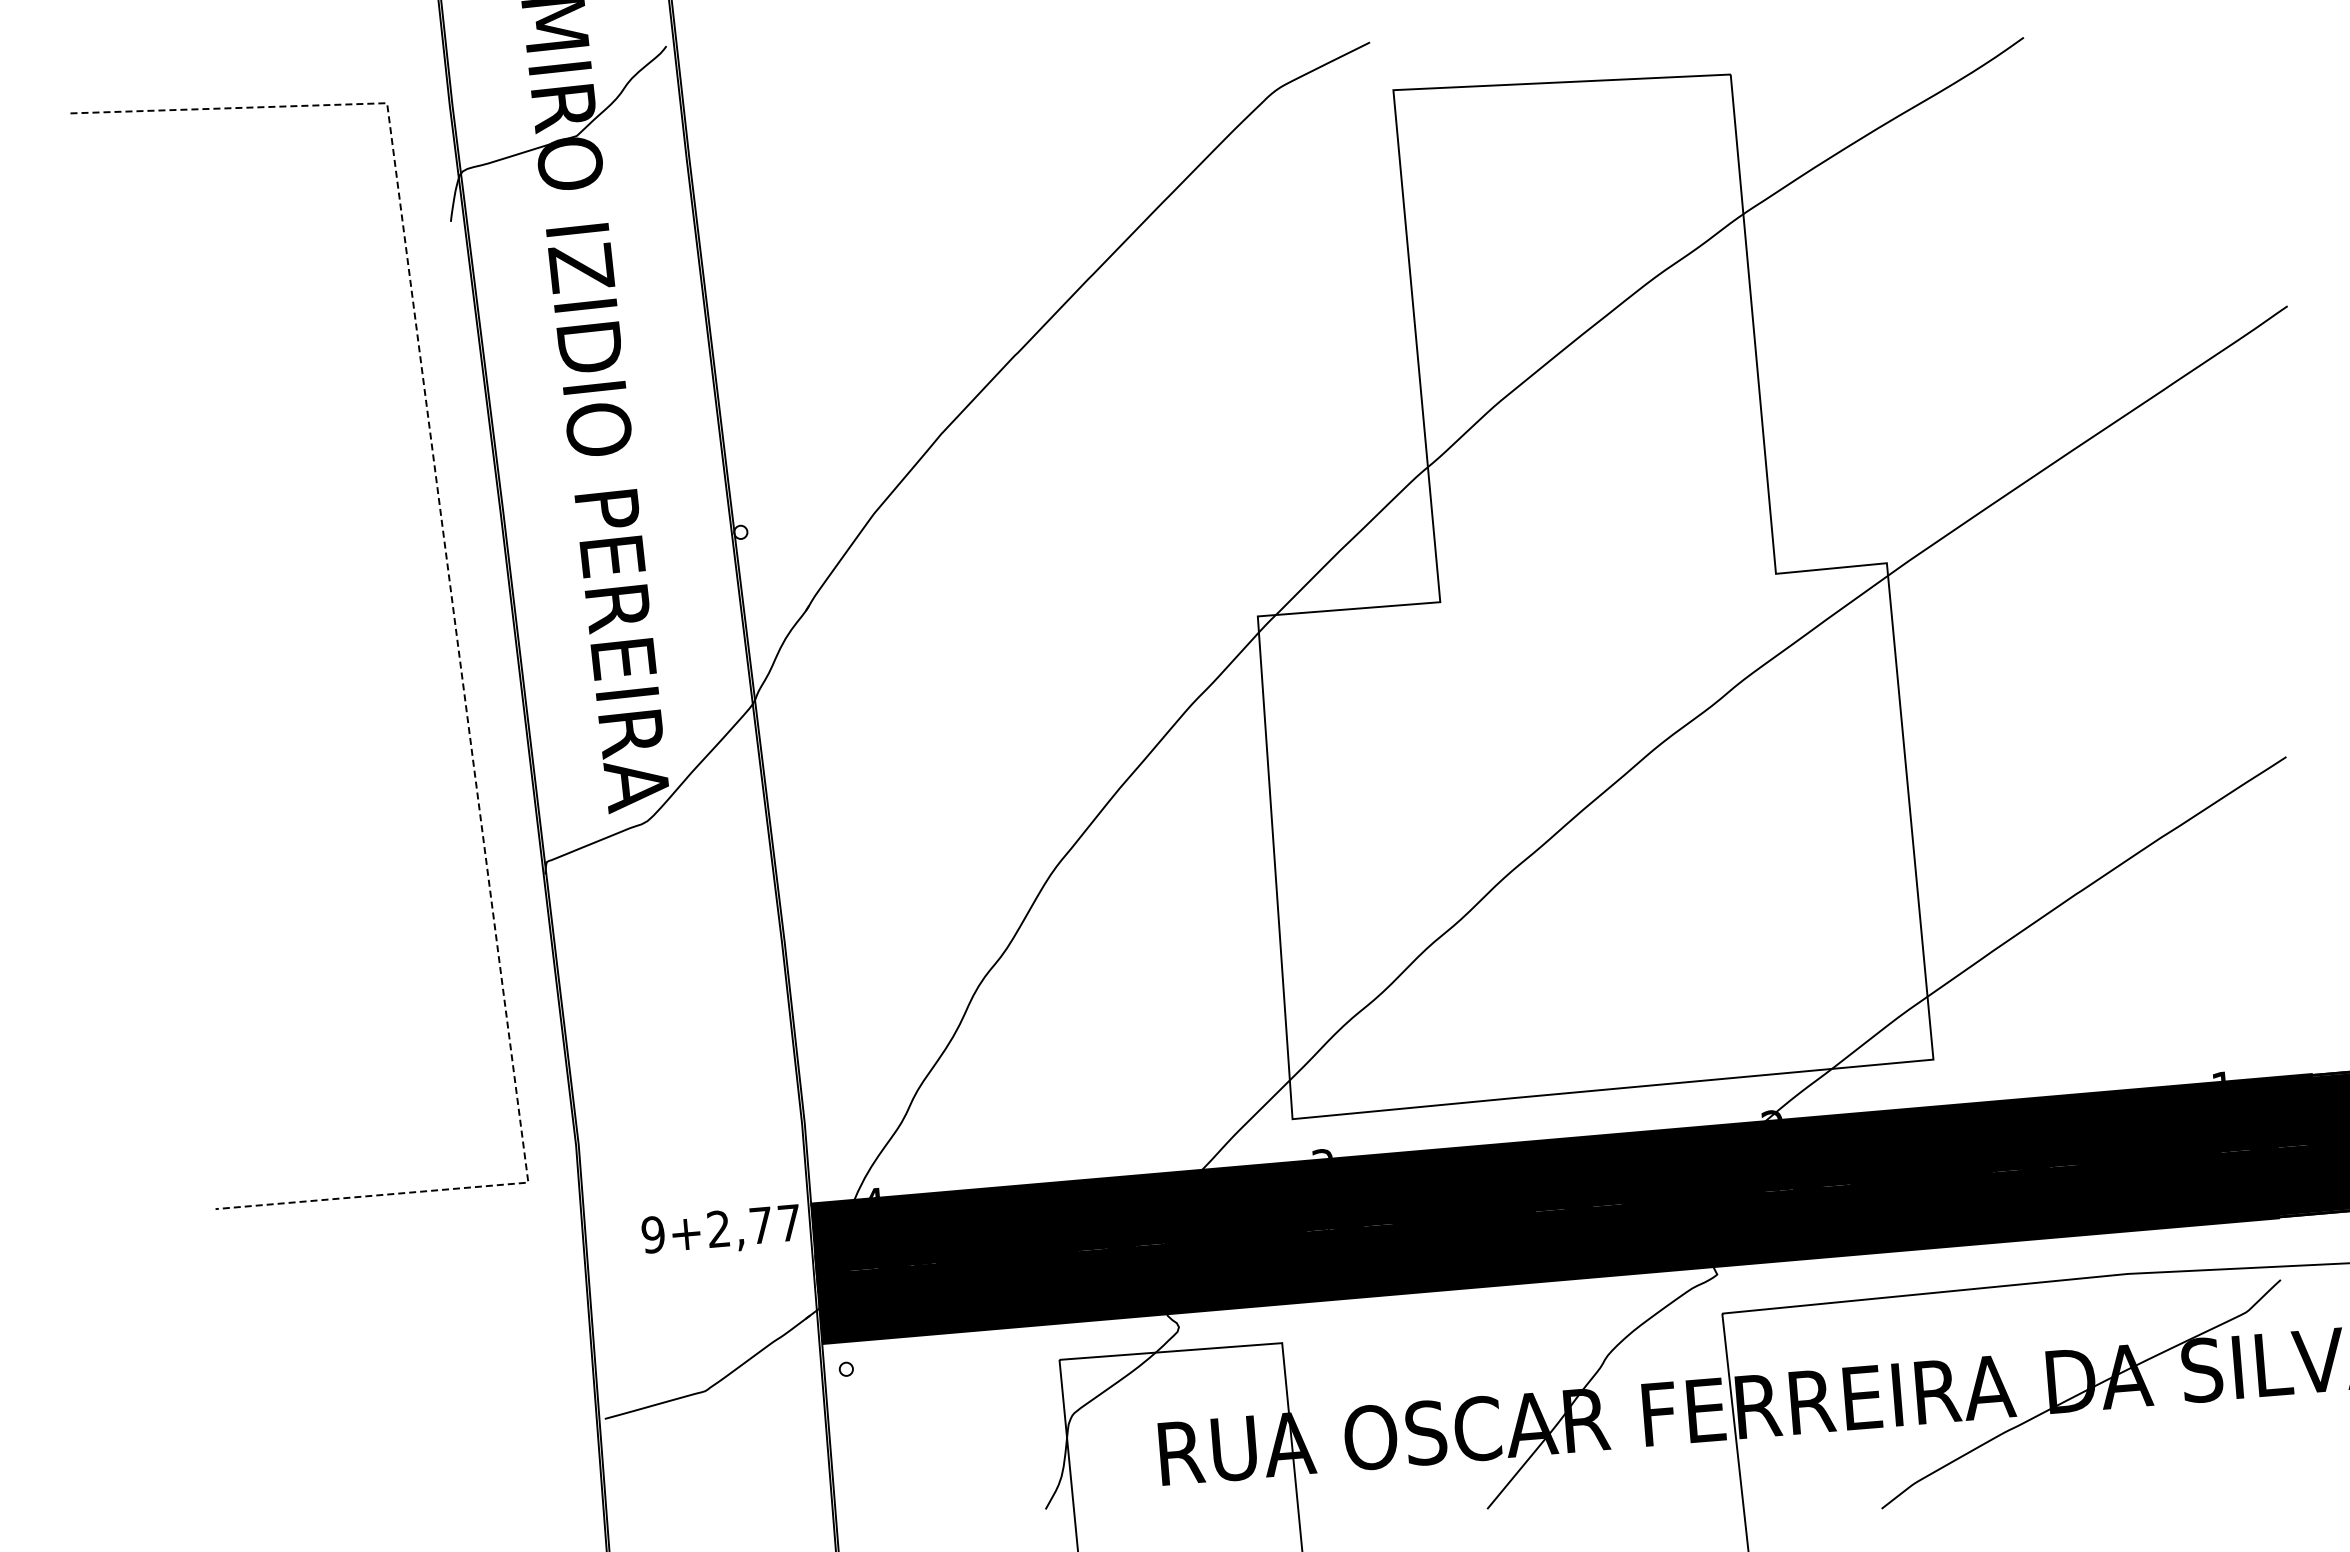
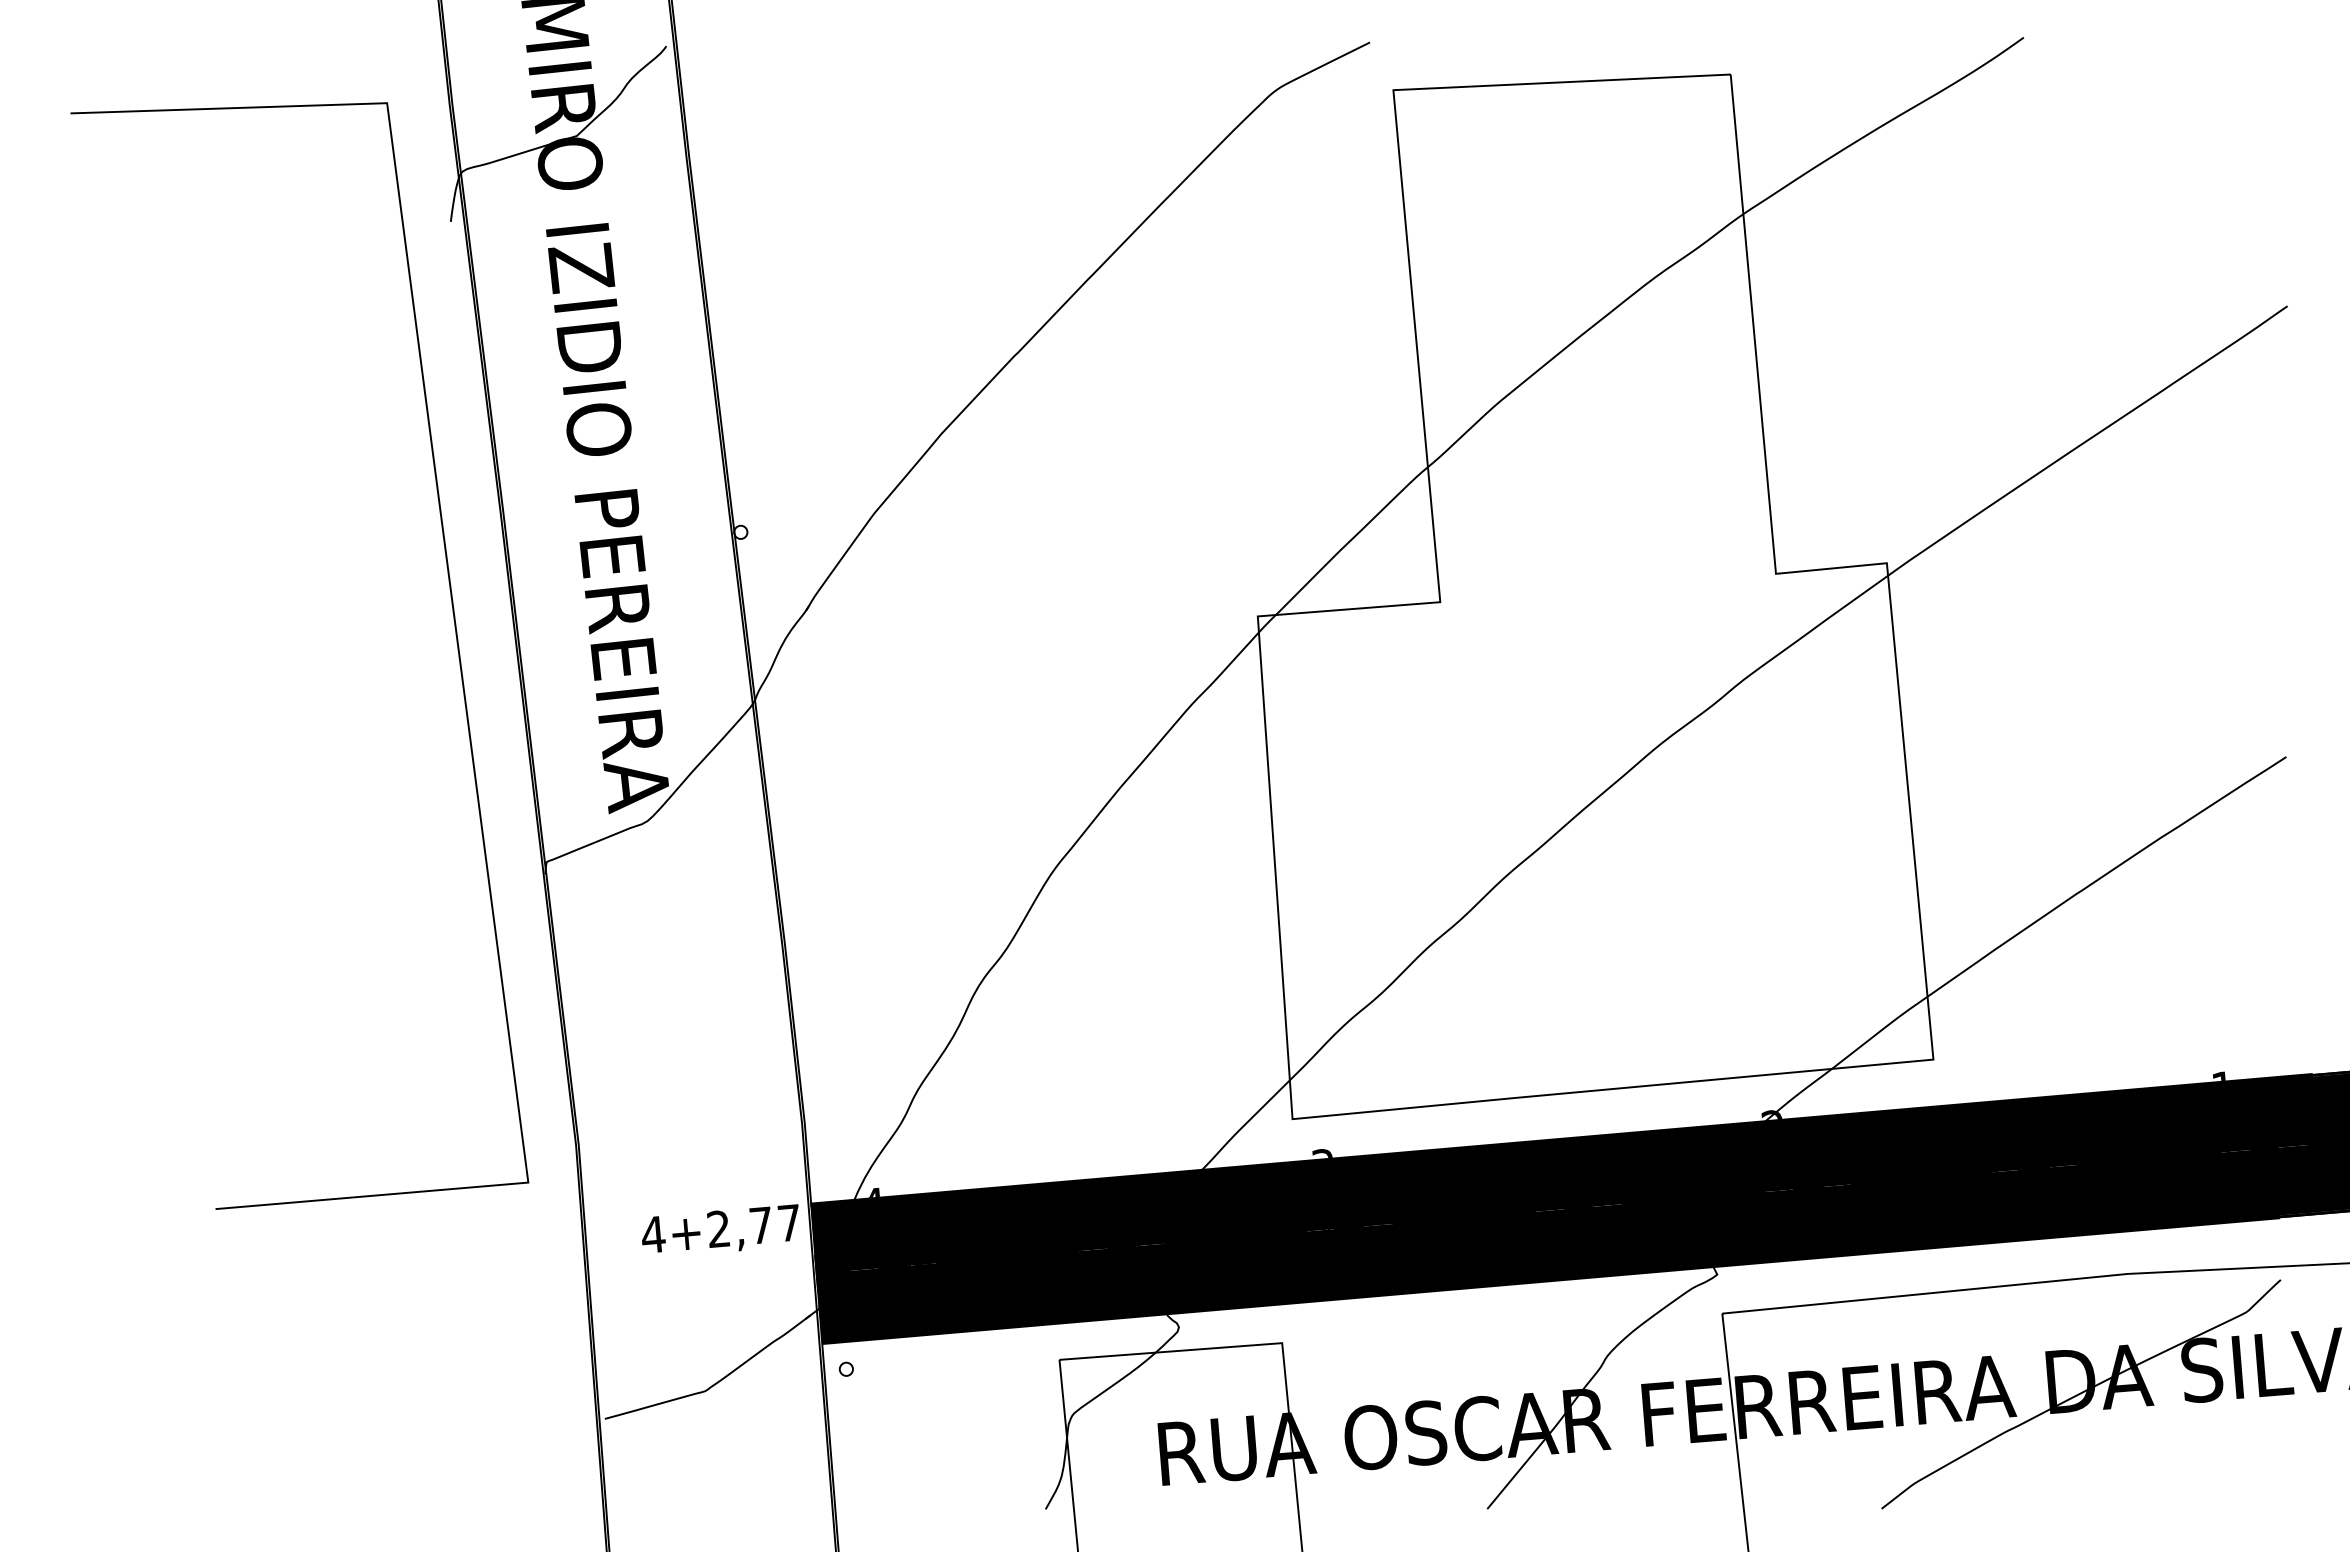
line: dashed -> solid (457, 641)
text: 9+2,77 -> 4+2,77 (653, 1234)
